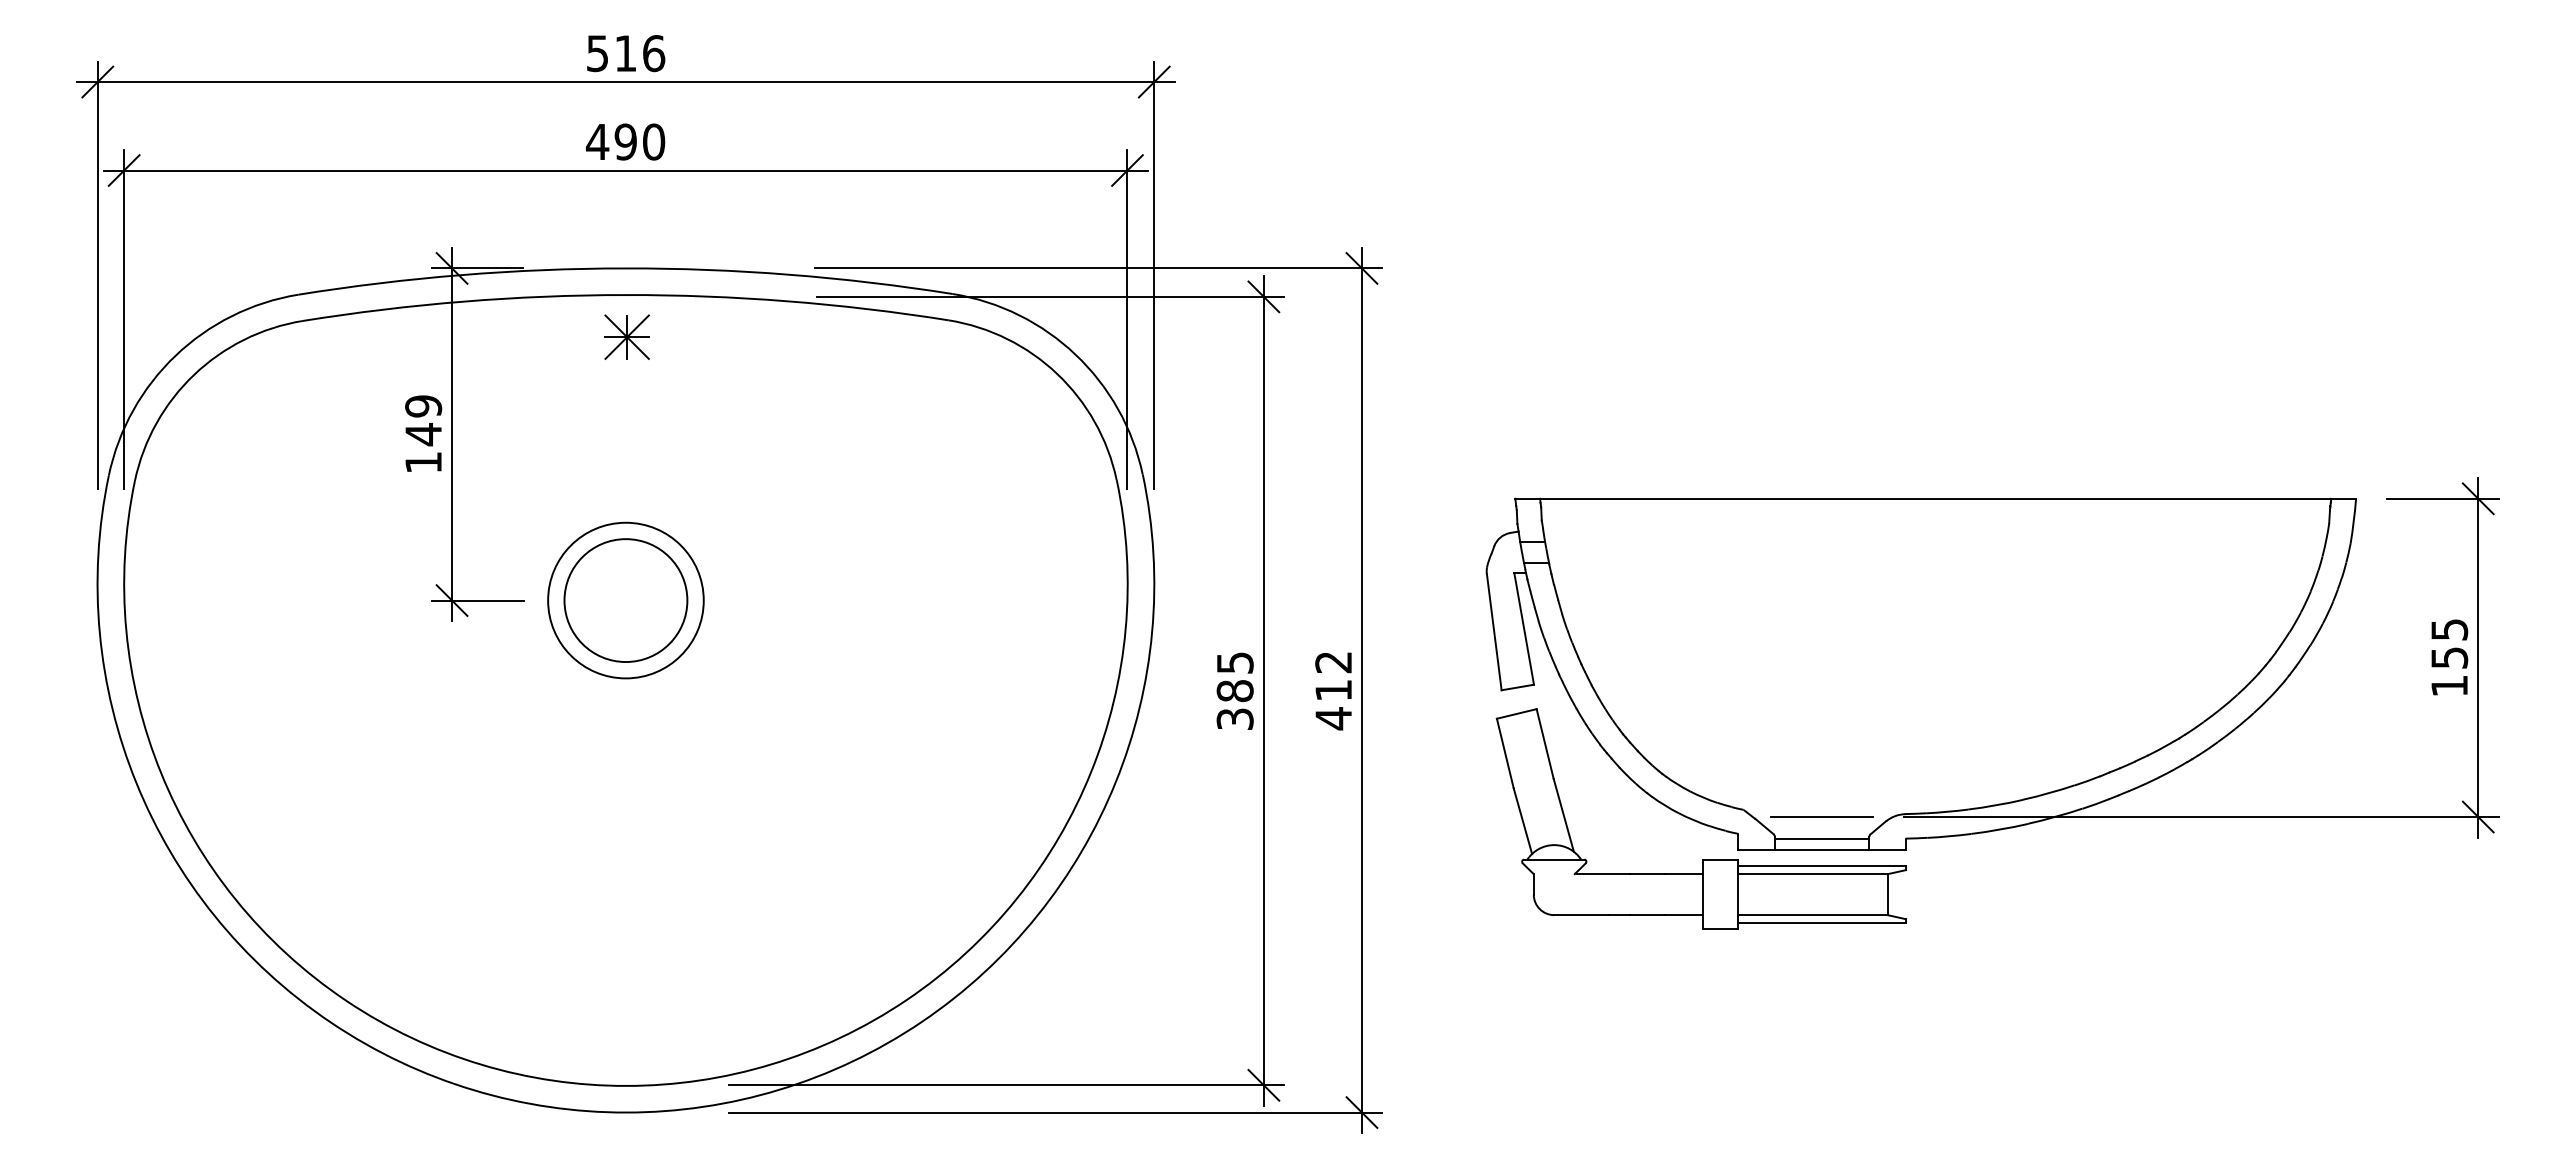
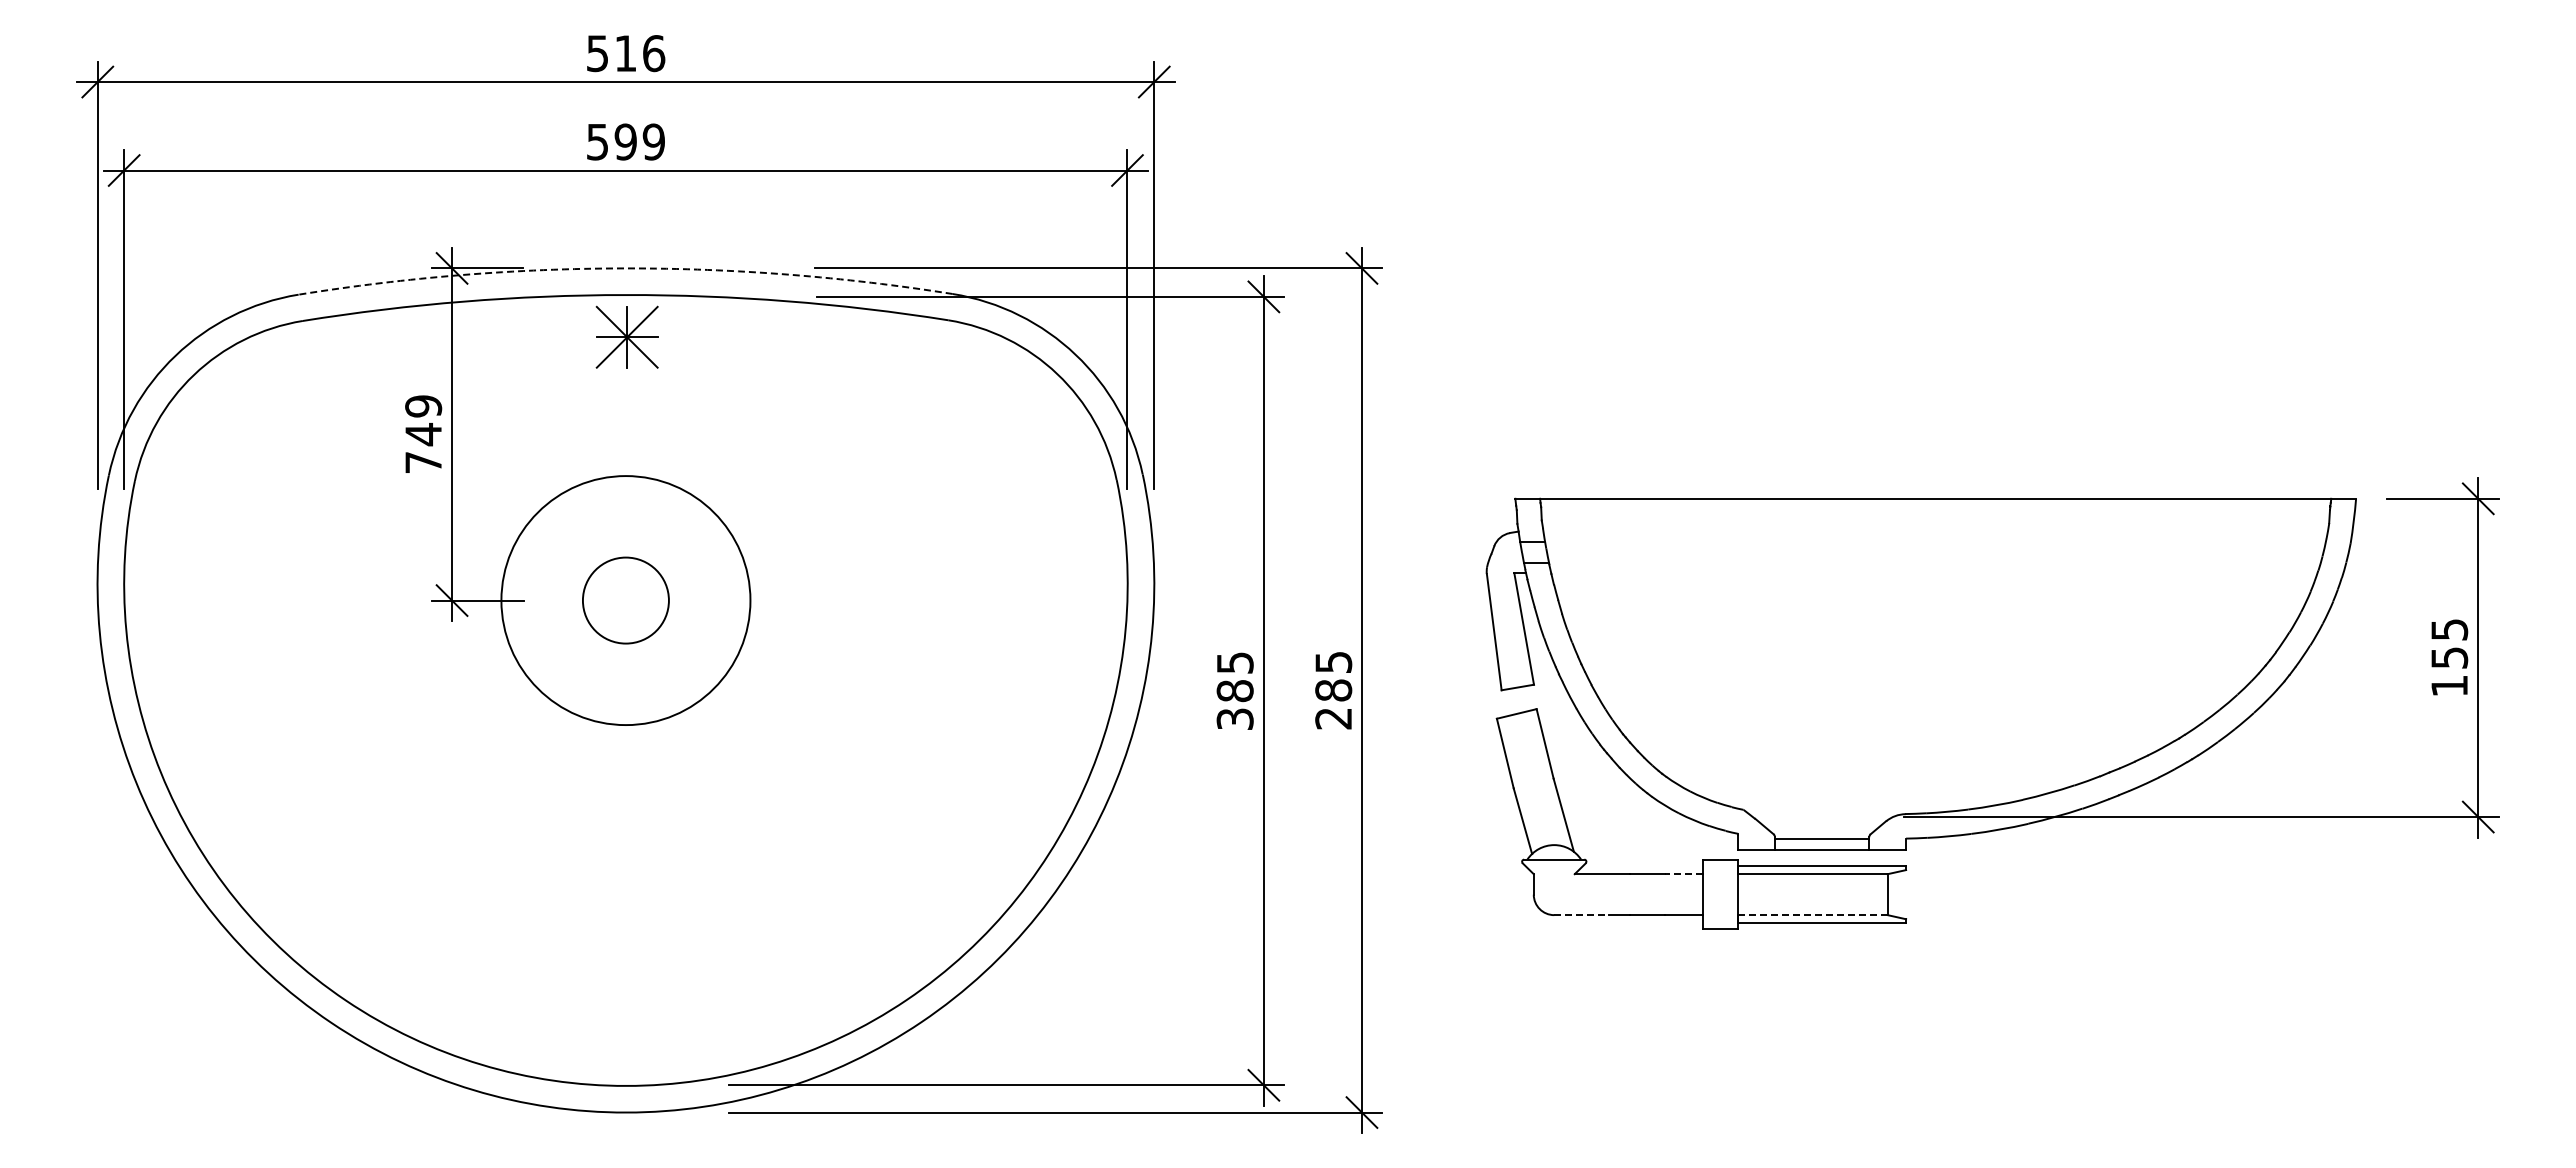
text: 490 -> 599 (625, 141)
arc: solid -> dashed (625, 268)
part size: 46x46 px -> 64x64 px (626, 336)
text: 149 -> 749 (423, 462)
circle diameter: 123 px -> 86 px (625, 600)
circle diameter: 156 px -> 249 px (625, 600)
text: 412 -> 285 (1333, 691)
line: present -> none (1821, 817)
line: solid -> dashed (1683, 874)
line: solid -> dashed (1582, 915)
line: solid -> dashed (1812, 915)
